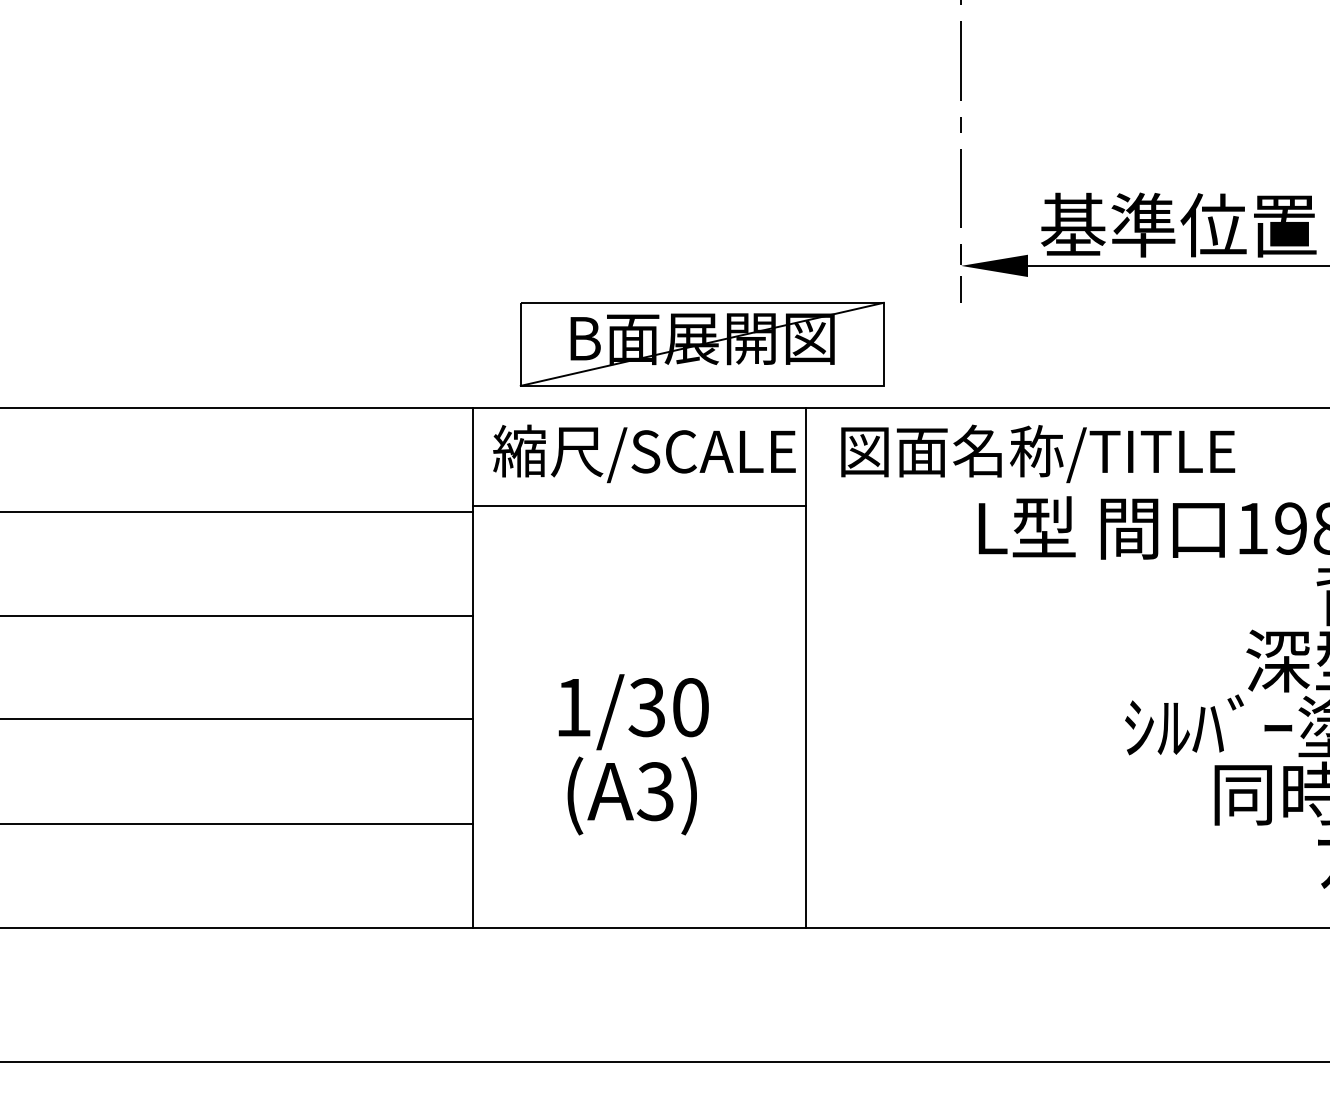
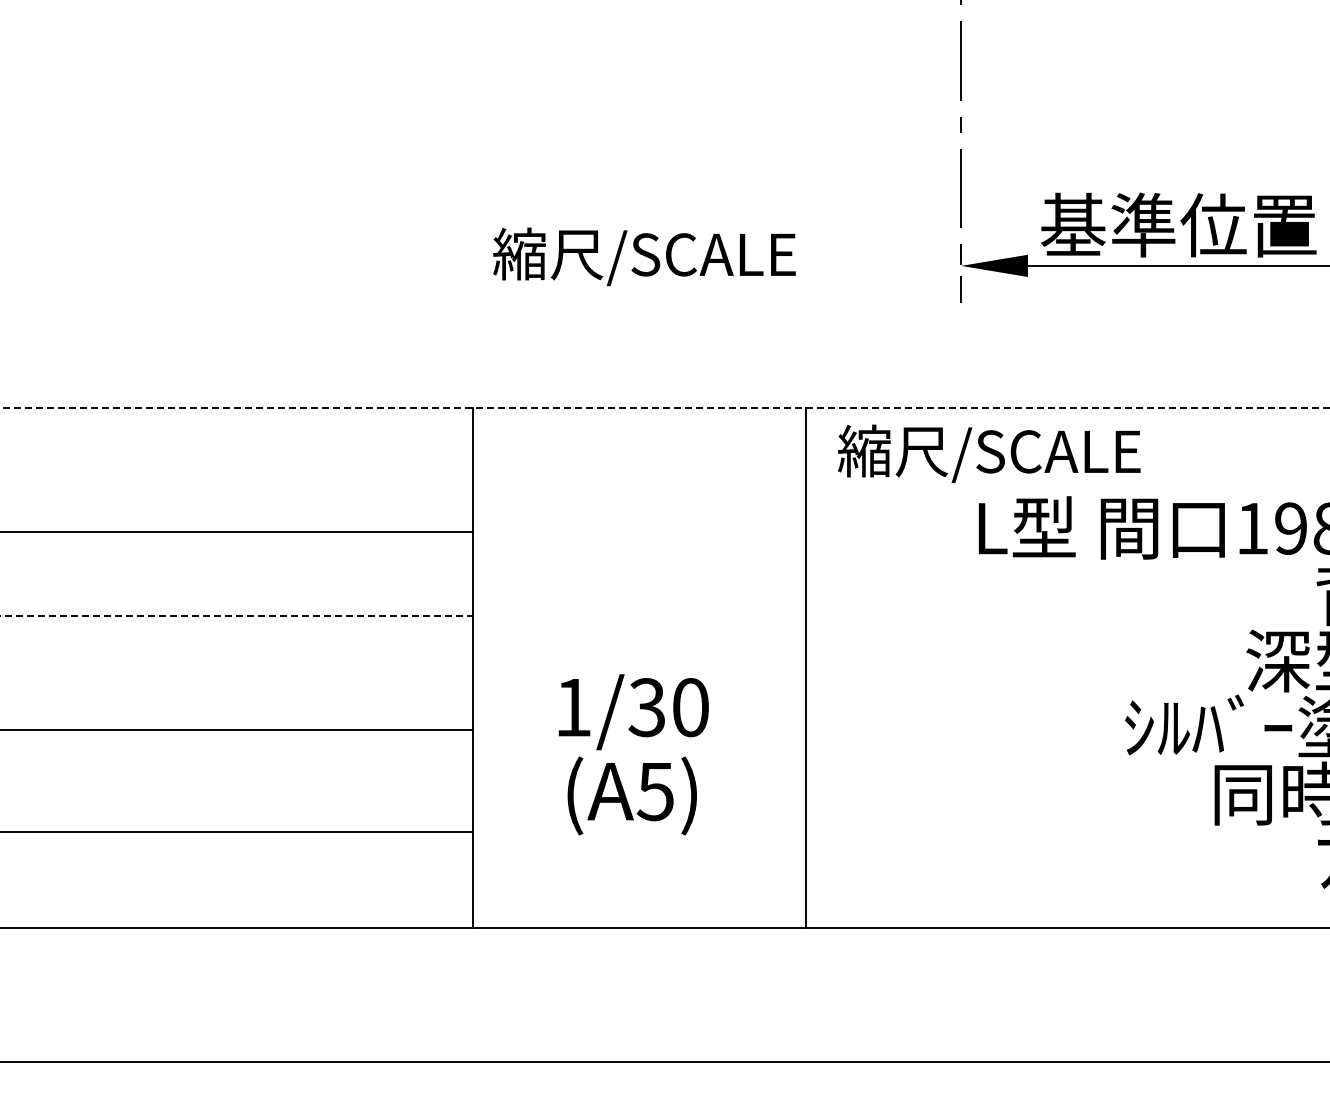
part: present -> none (701, 344)
line: solid -> dashed (665, 408)
text position: (644, 453) -> (644, 256) (644, 256)
text: 図面名称/TITLE -> 縮尺/SCALE (1036, 453)
line: present -> none (639, 506)
line position: (237, 511) -> (237, 531) (237, 531)
line: solid -> dashed (237, 615)
line position: (237, 719) -> (237, 730) (237, 730)
text: (A3) -> (A5) (654, 791)
line position: (237, 823) -> (237, 831) (237, 831)
